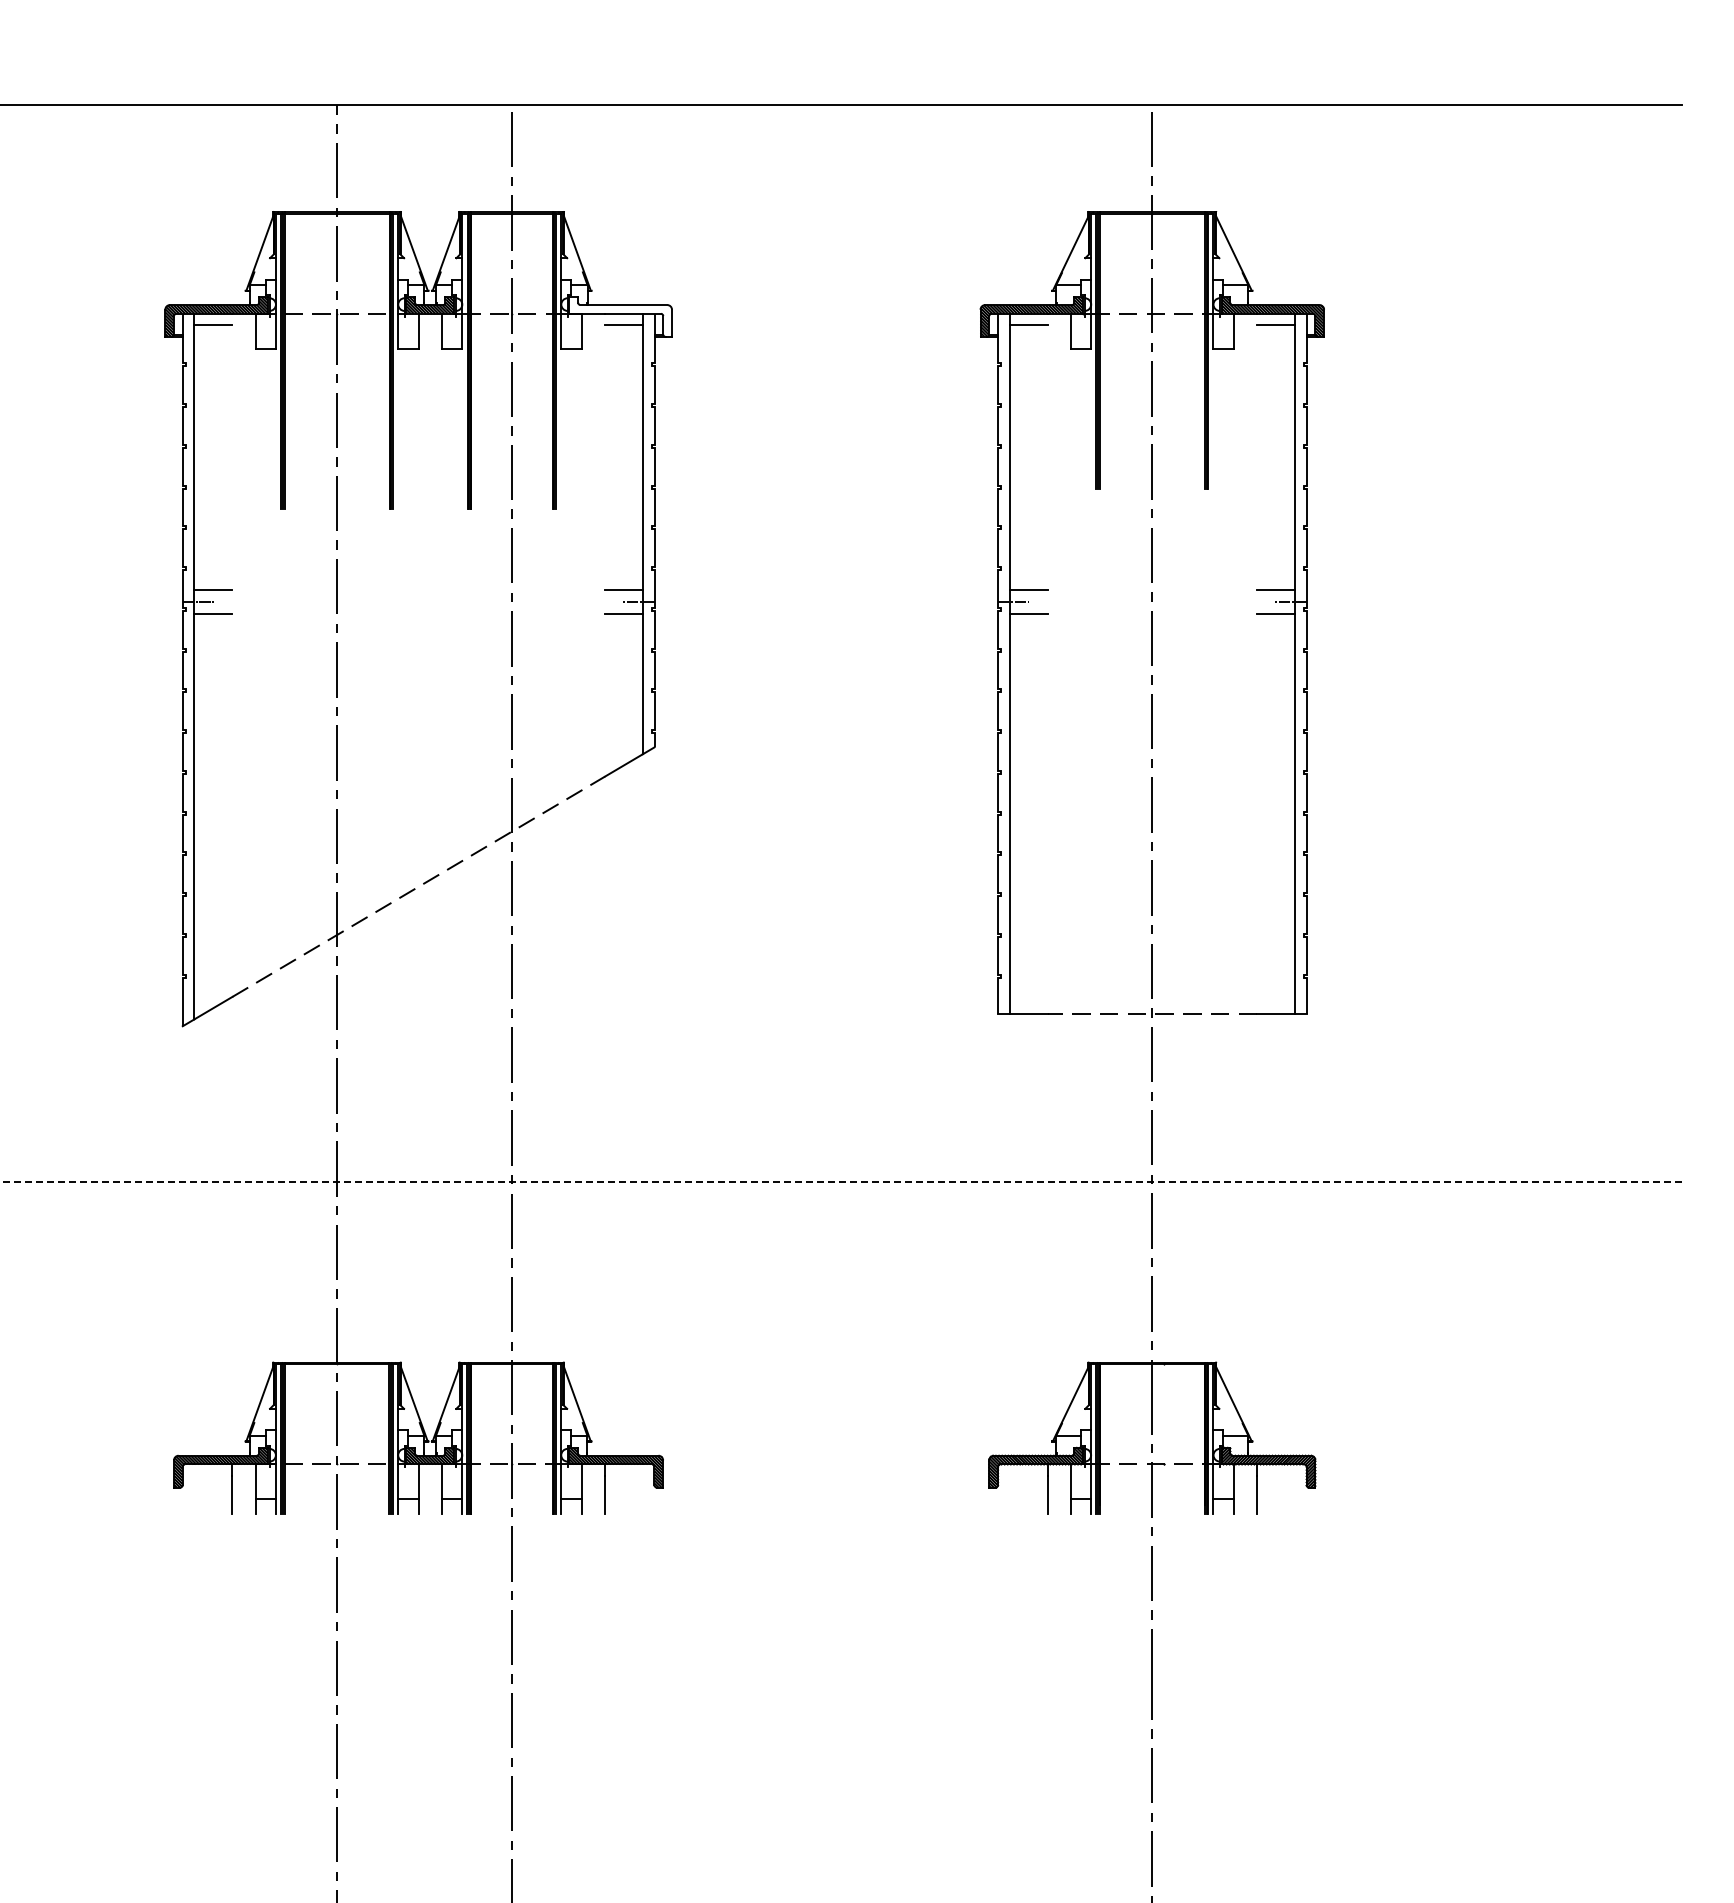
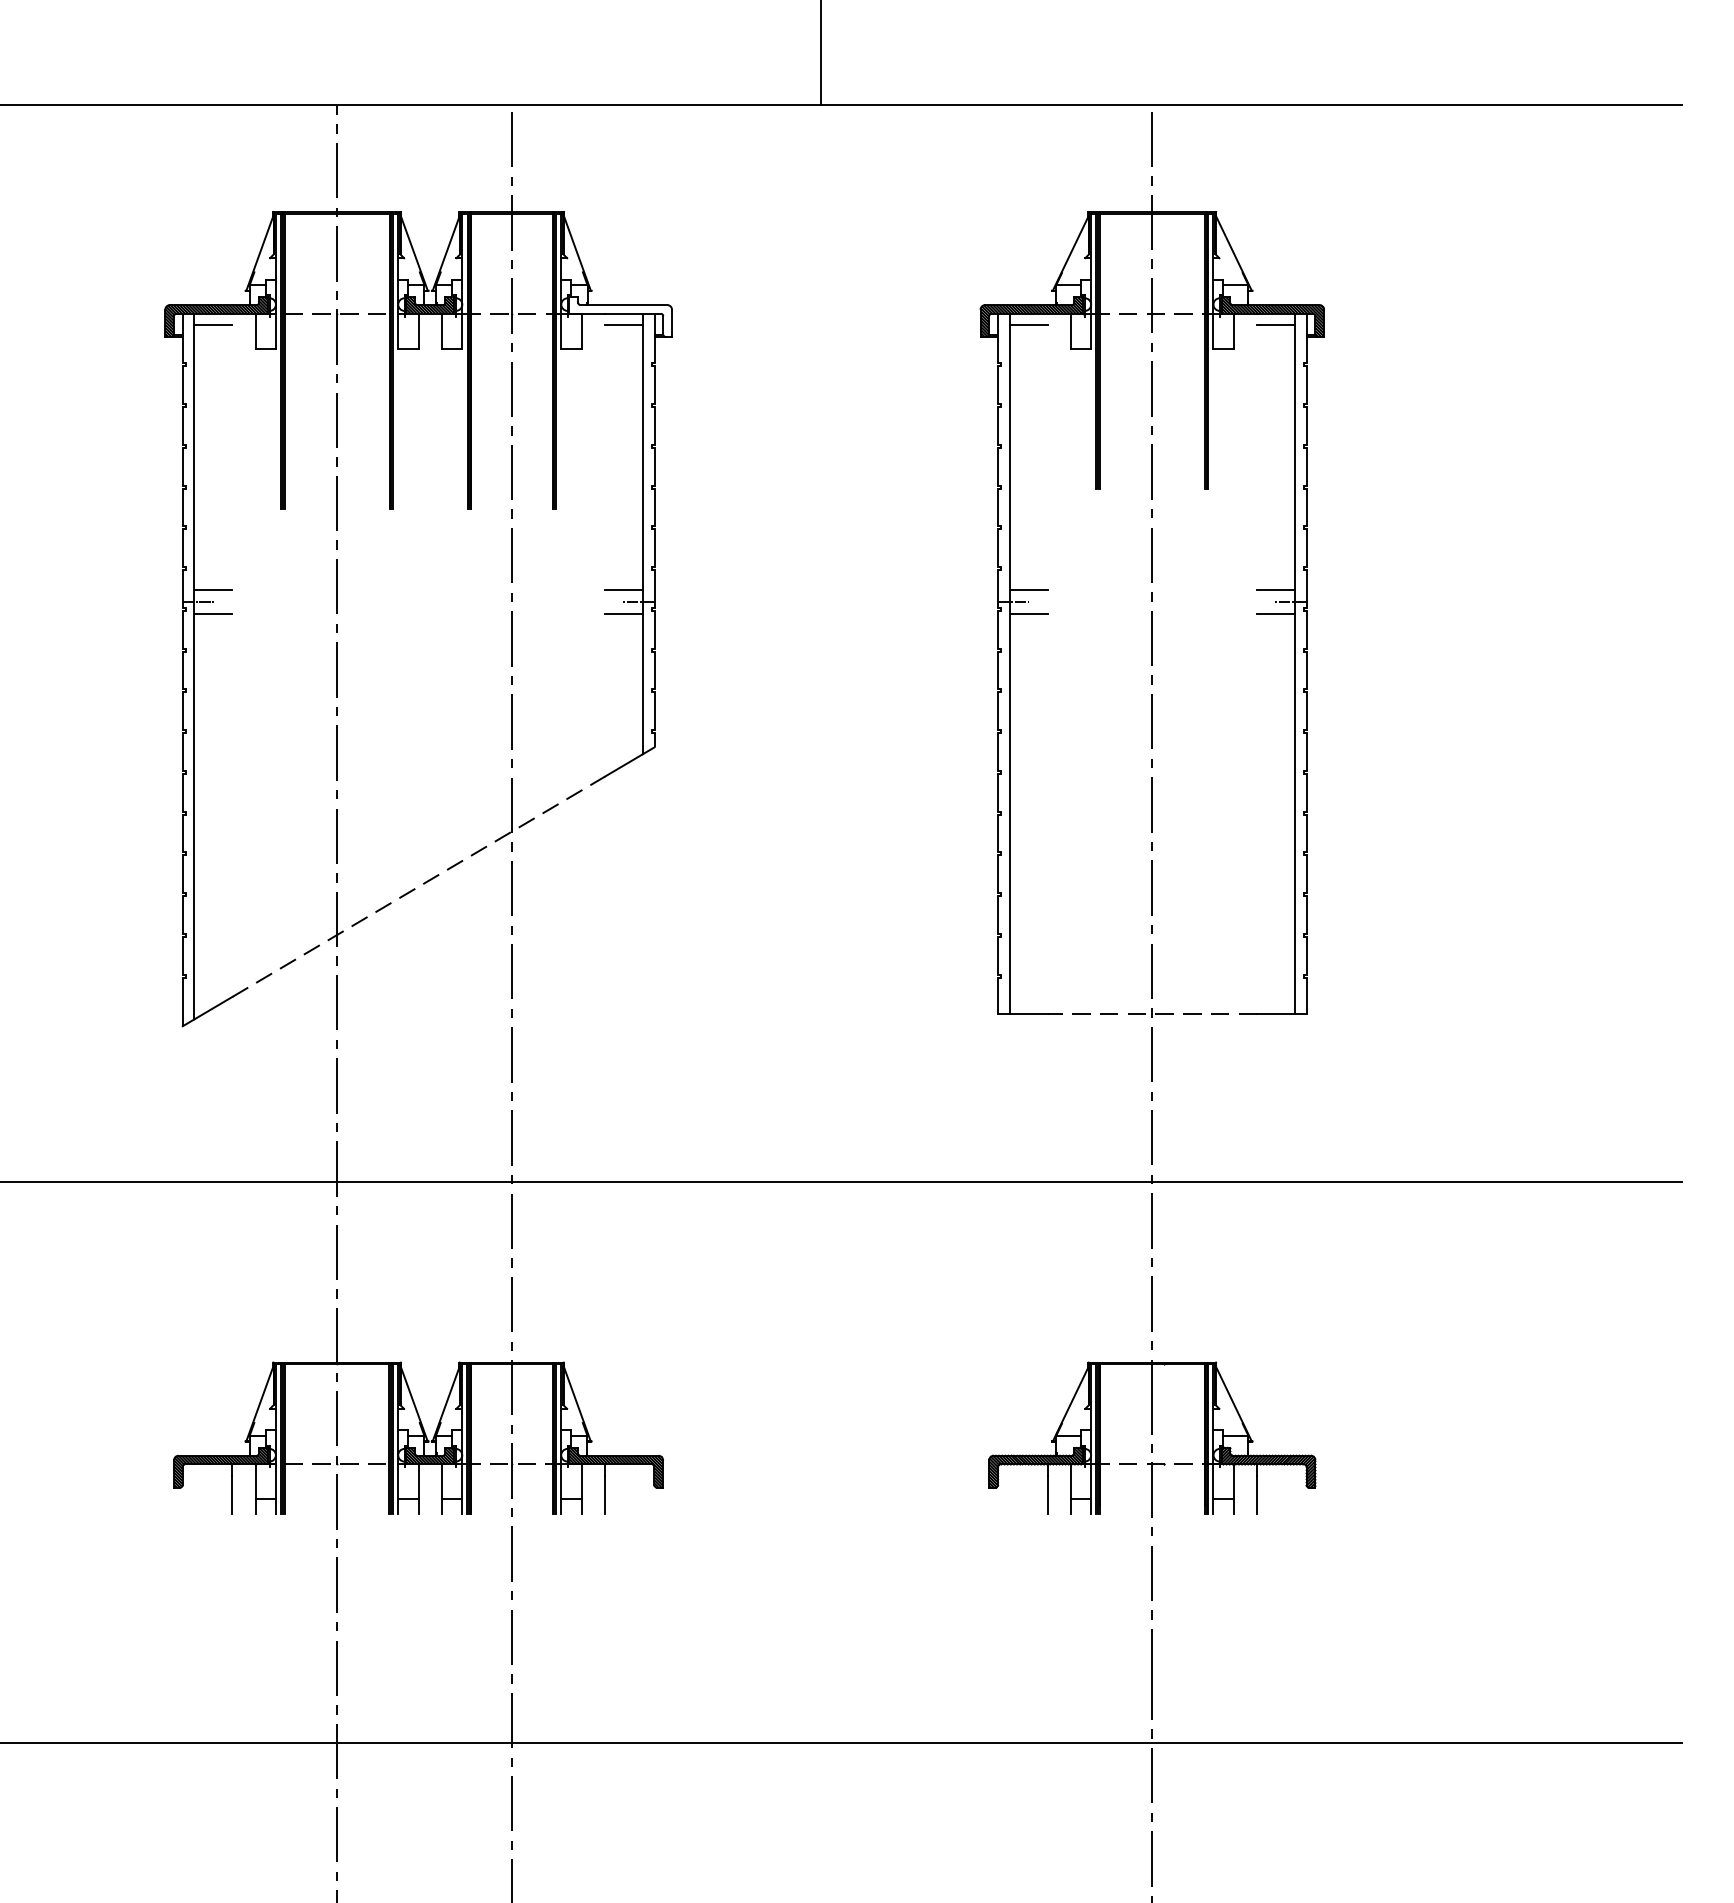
line: none -> present (821, 53)
line: dashed -> solid (841, 1182)
line: none -> present (841, 1742)
